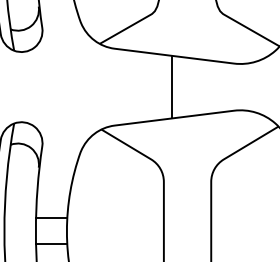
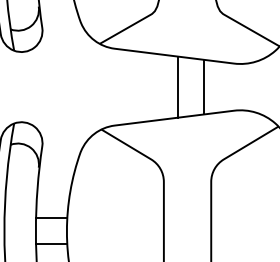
line position: (171, 86) -> (177, 86) (177, 86)
line: none -> present (203, 86)
